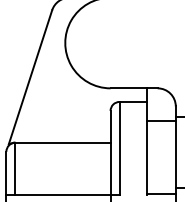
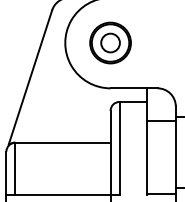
part: none -> present (110, 42)
